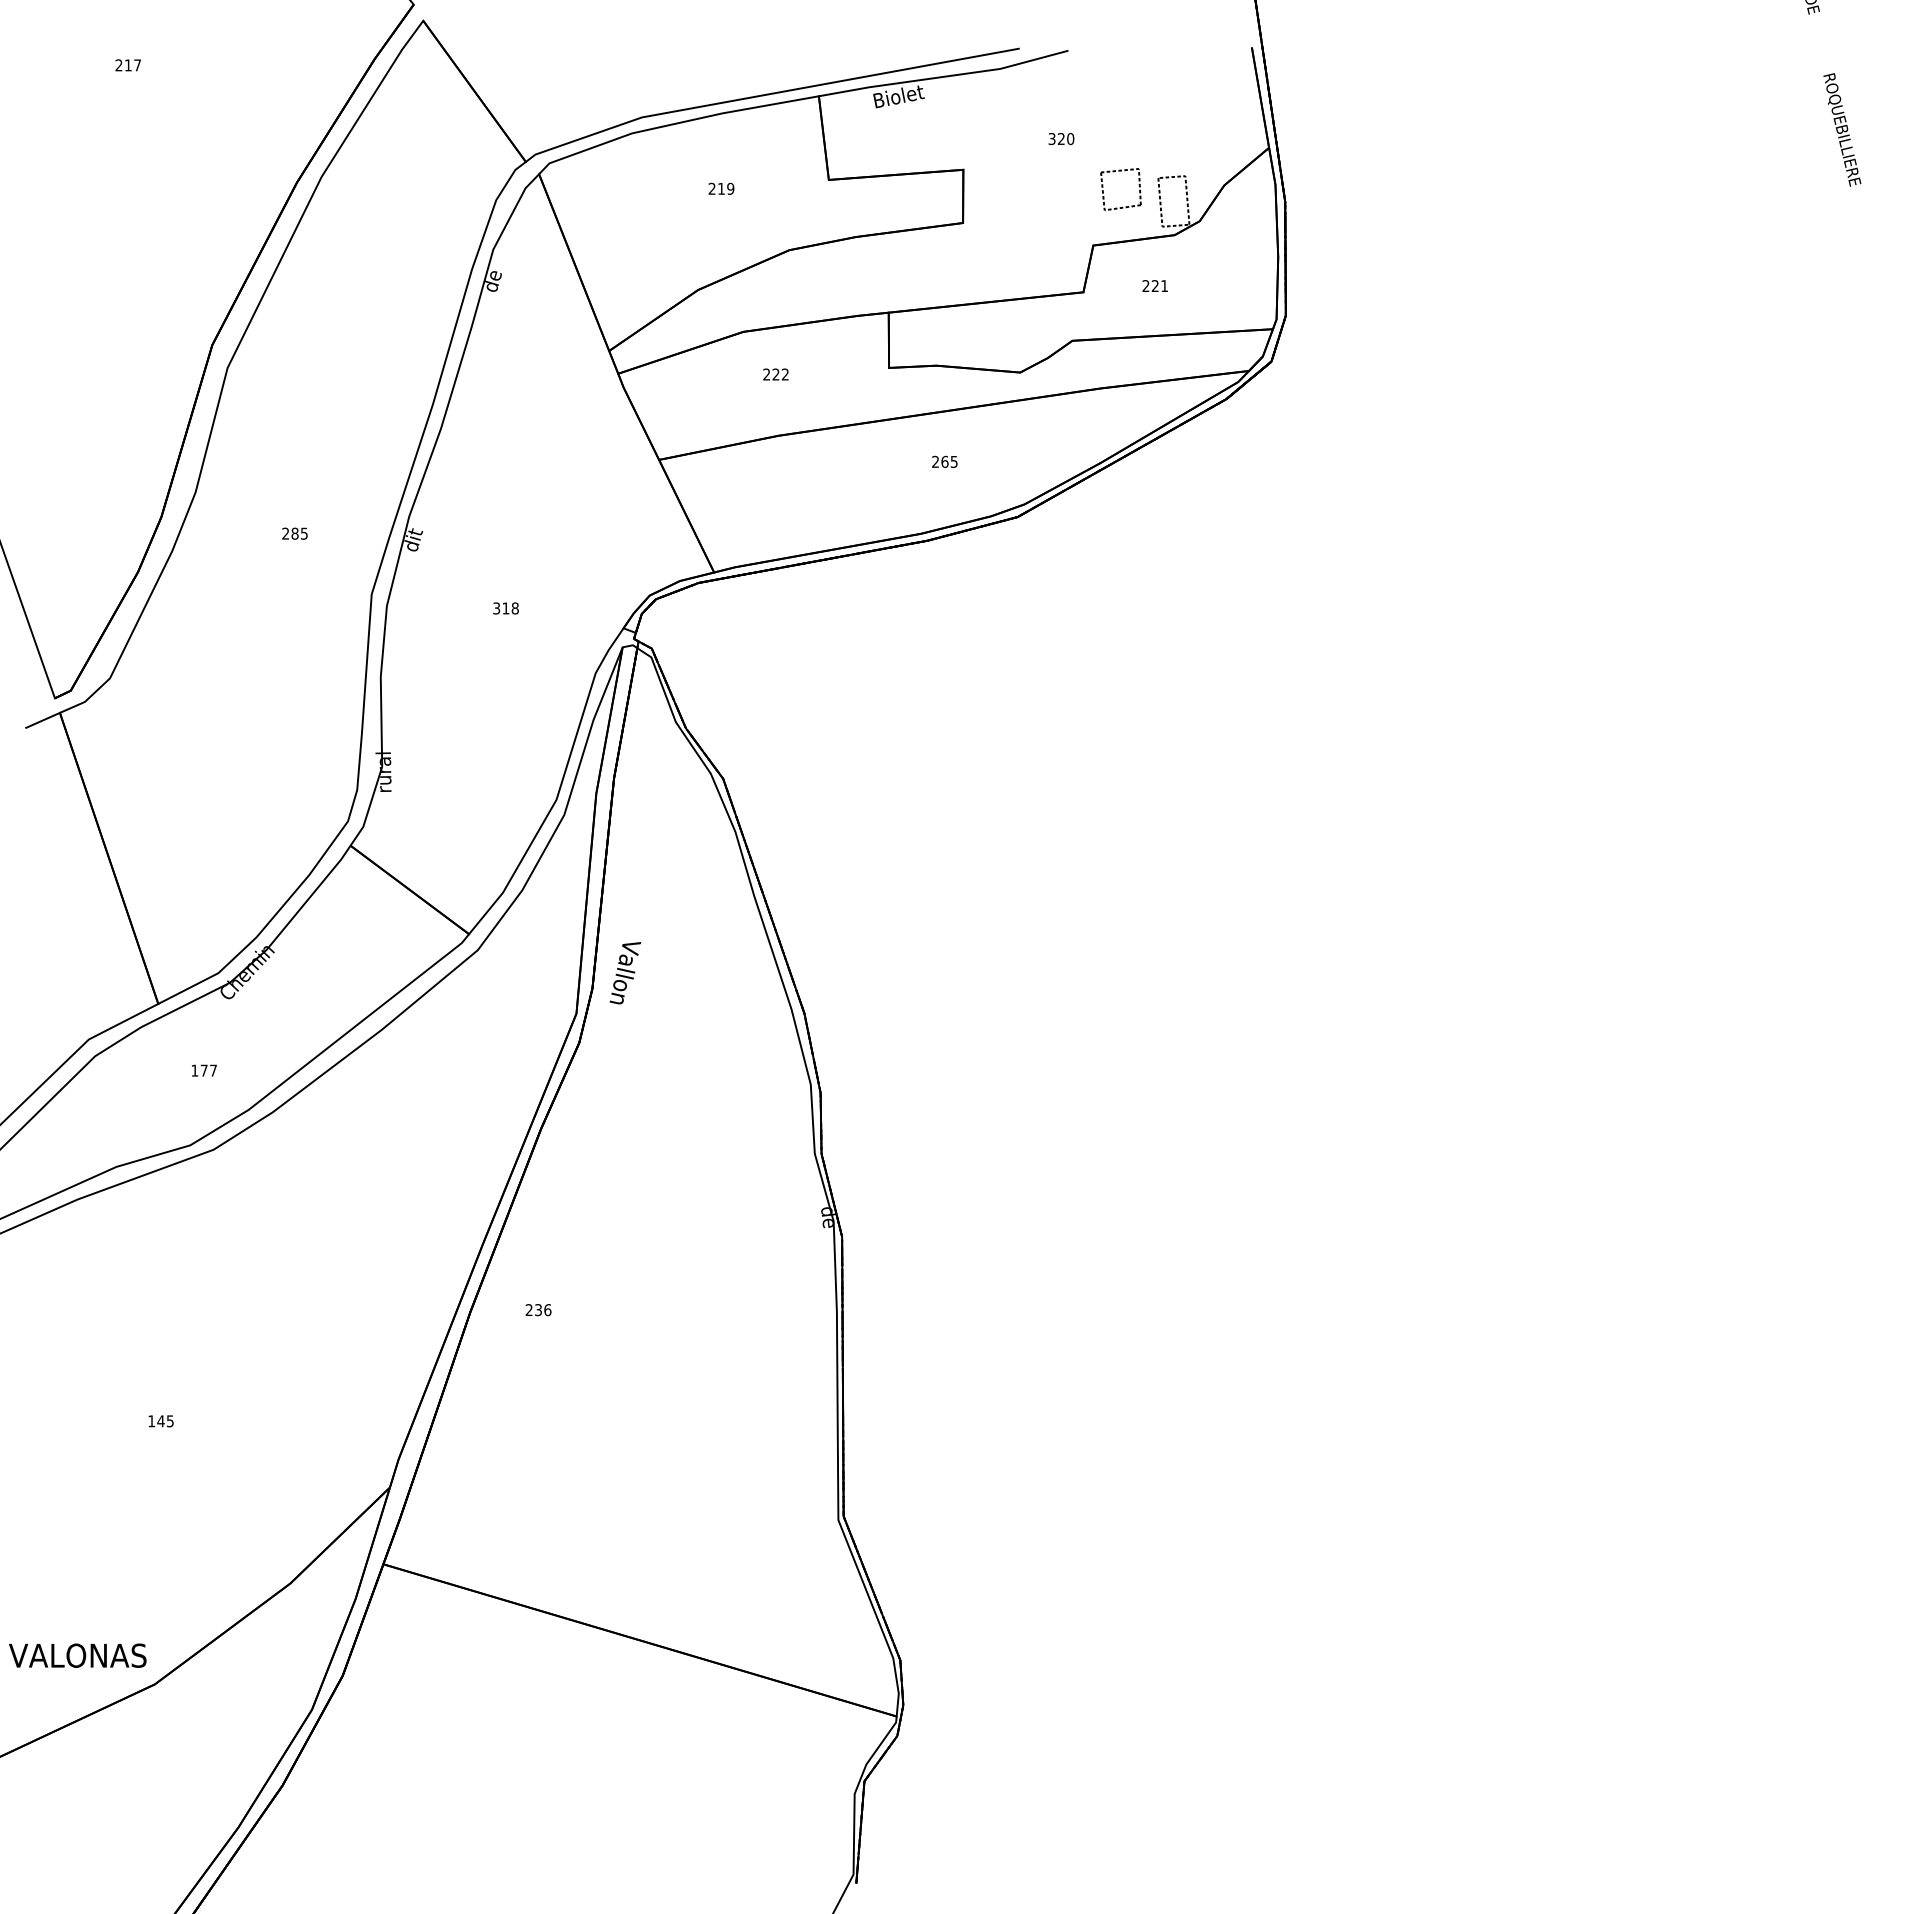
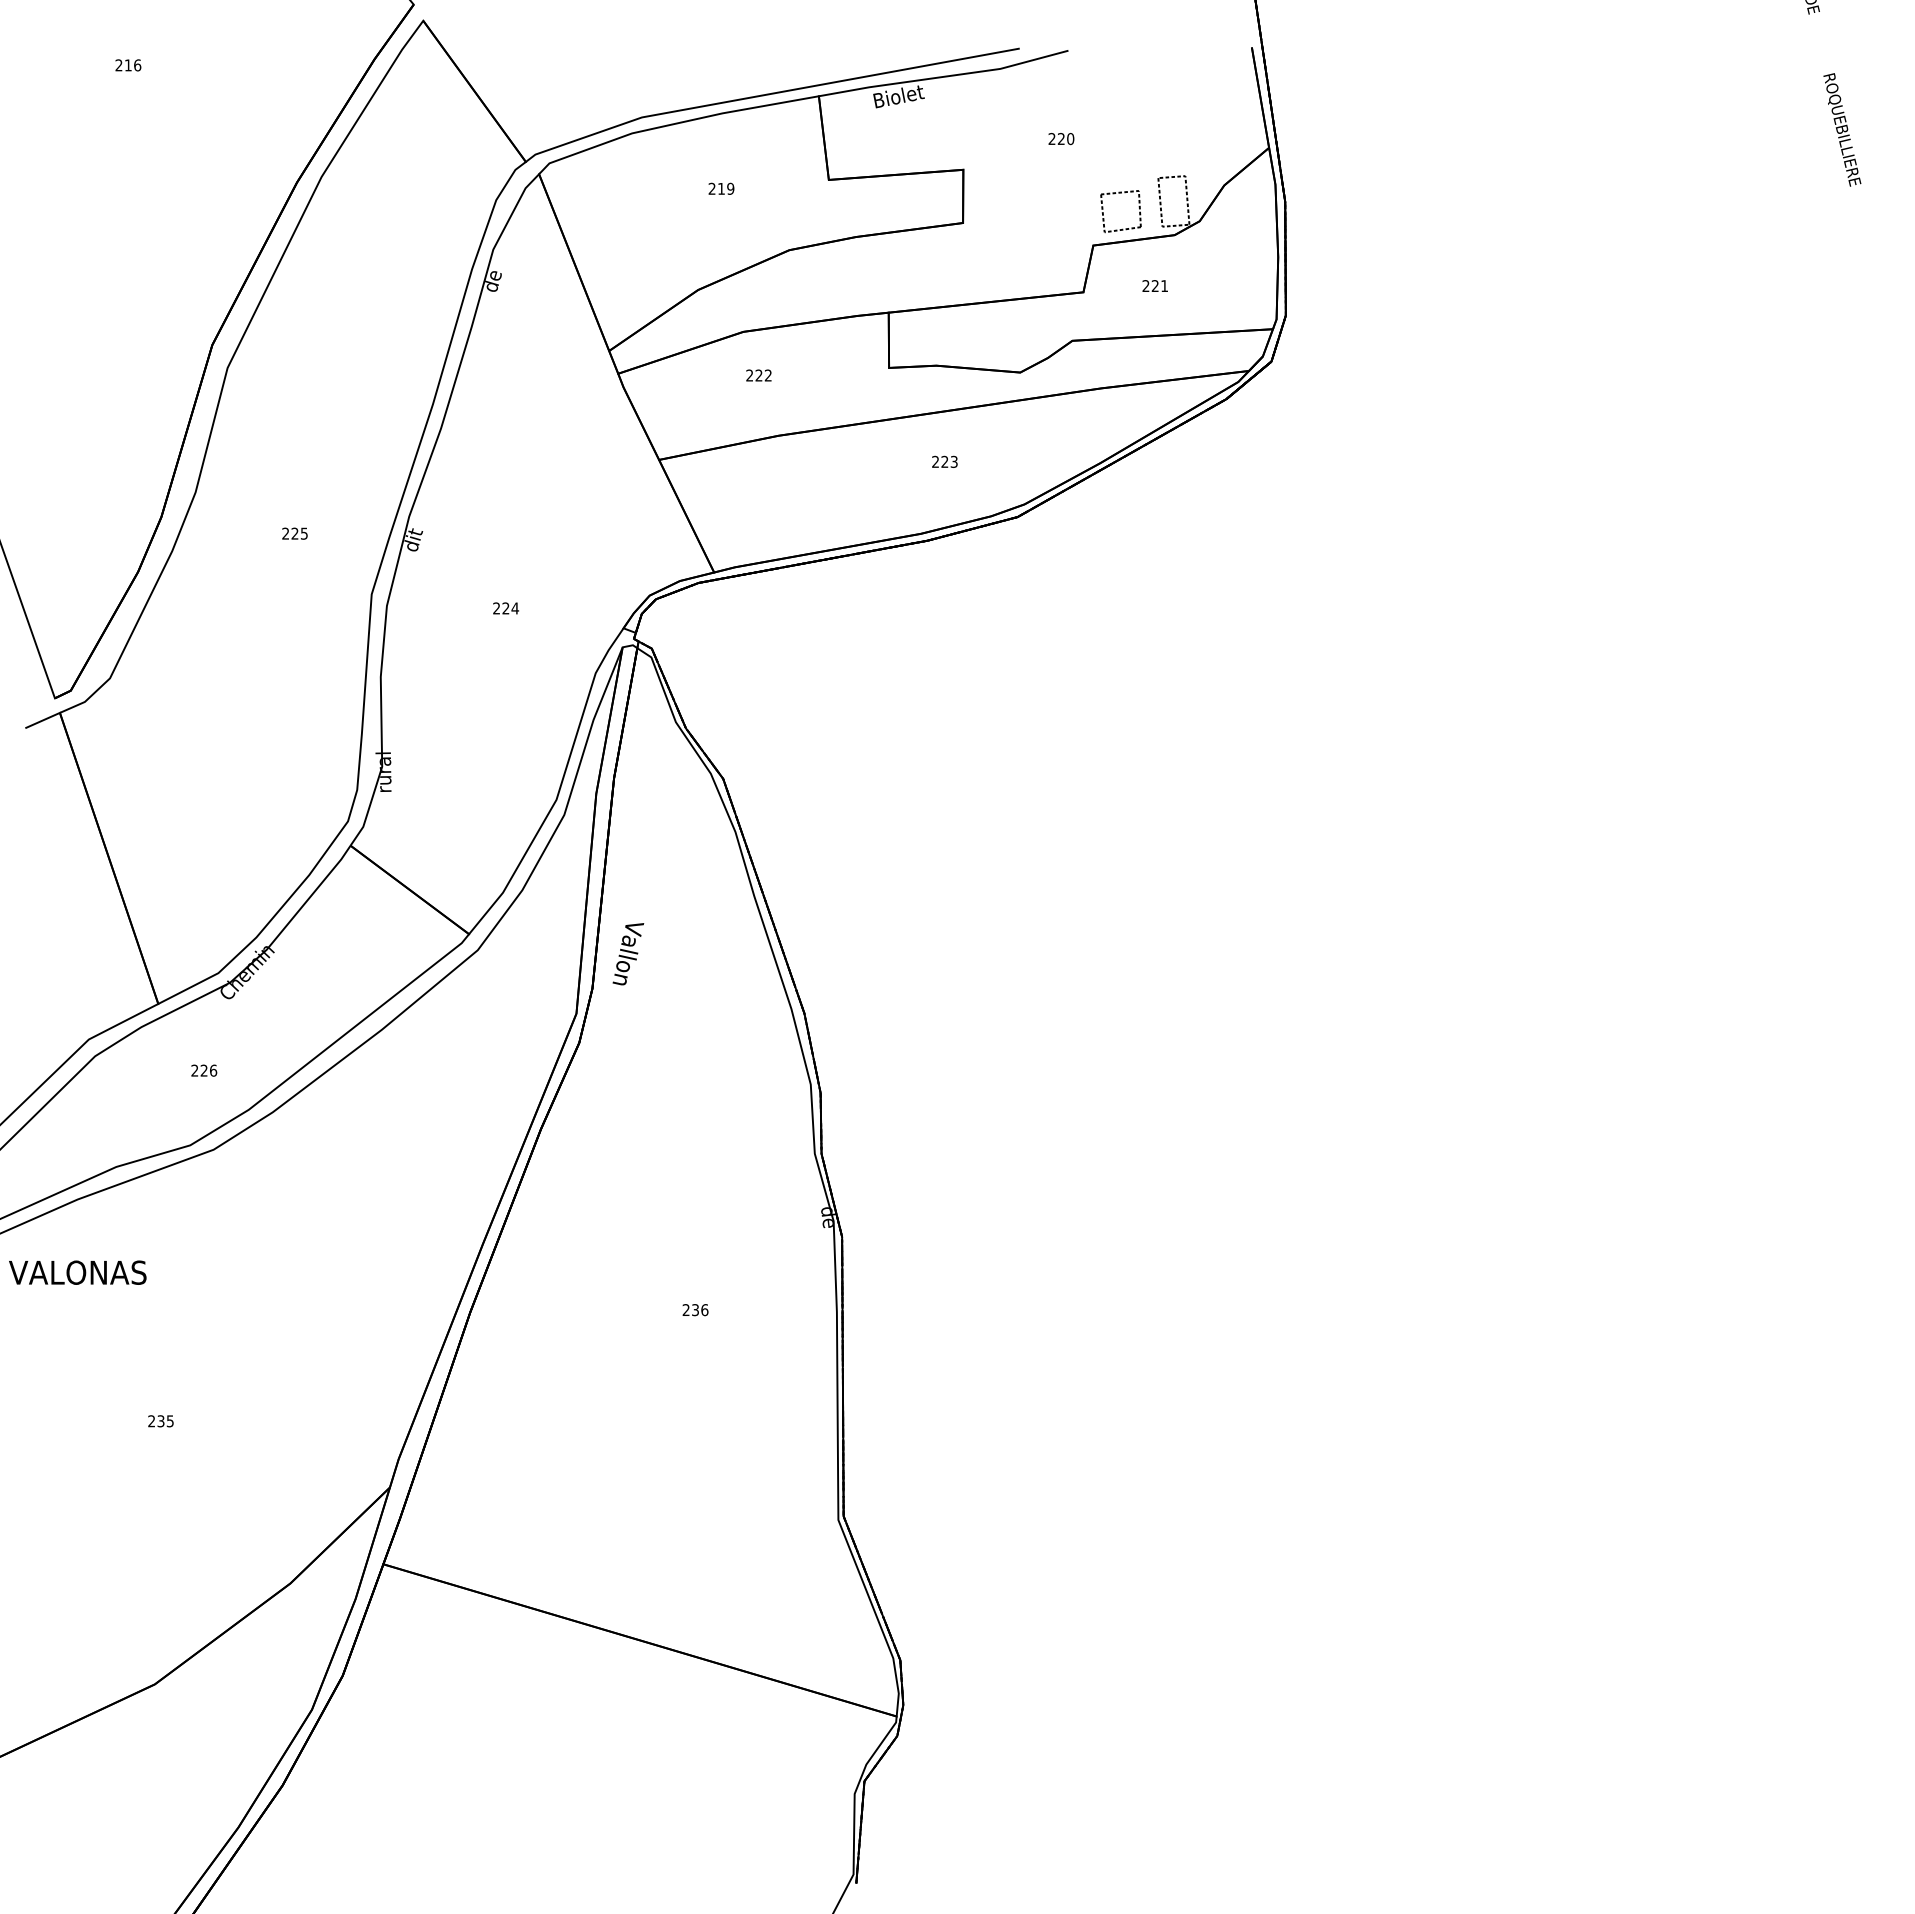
text: 217 -> 216 (137, 65)
text: 320 -> 220 (1051, 139)
part position: (1103, 190) -> (1103, 212) (1103, 212)
text position: (775, 374) -> (758, 375) (758, 375)
text: 265 -> 223 (949, 461)
text: 285 -> 225 (294, 533)
text: 318 -> 224 (506, 608)
text position: (625, 973) -> (628, 954) (628, 954)
text: 177 -> 226 (204, 1070)
text position: (538, 1310) -> (695, 1310) (695, 1310)
text: 145 -> 235 (156, 1421)
text position: (77, 1655) -> (77, 1272) (77, 1272)
